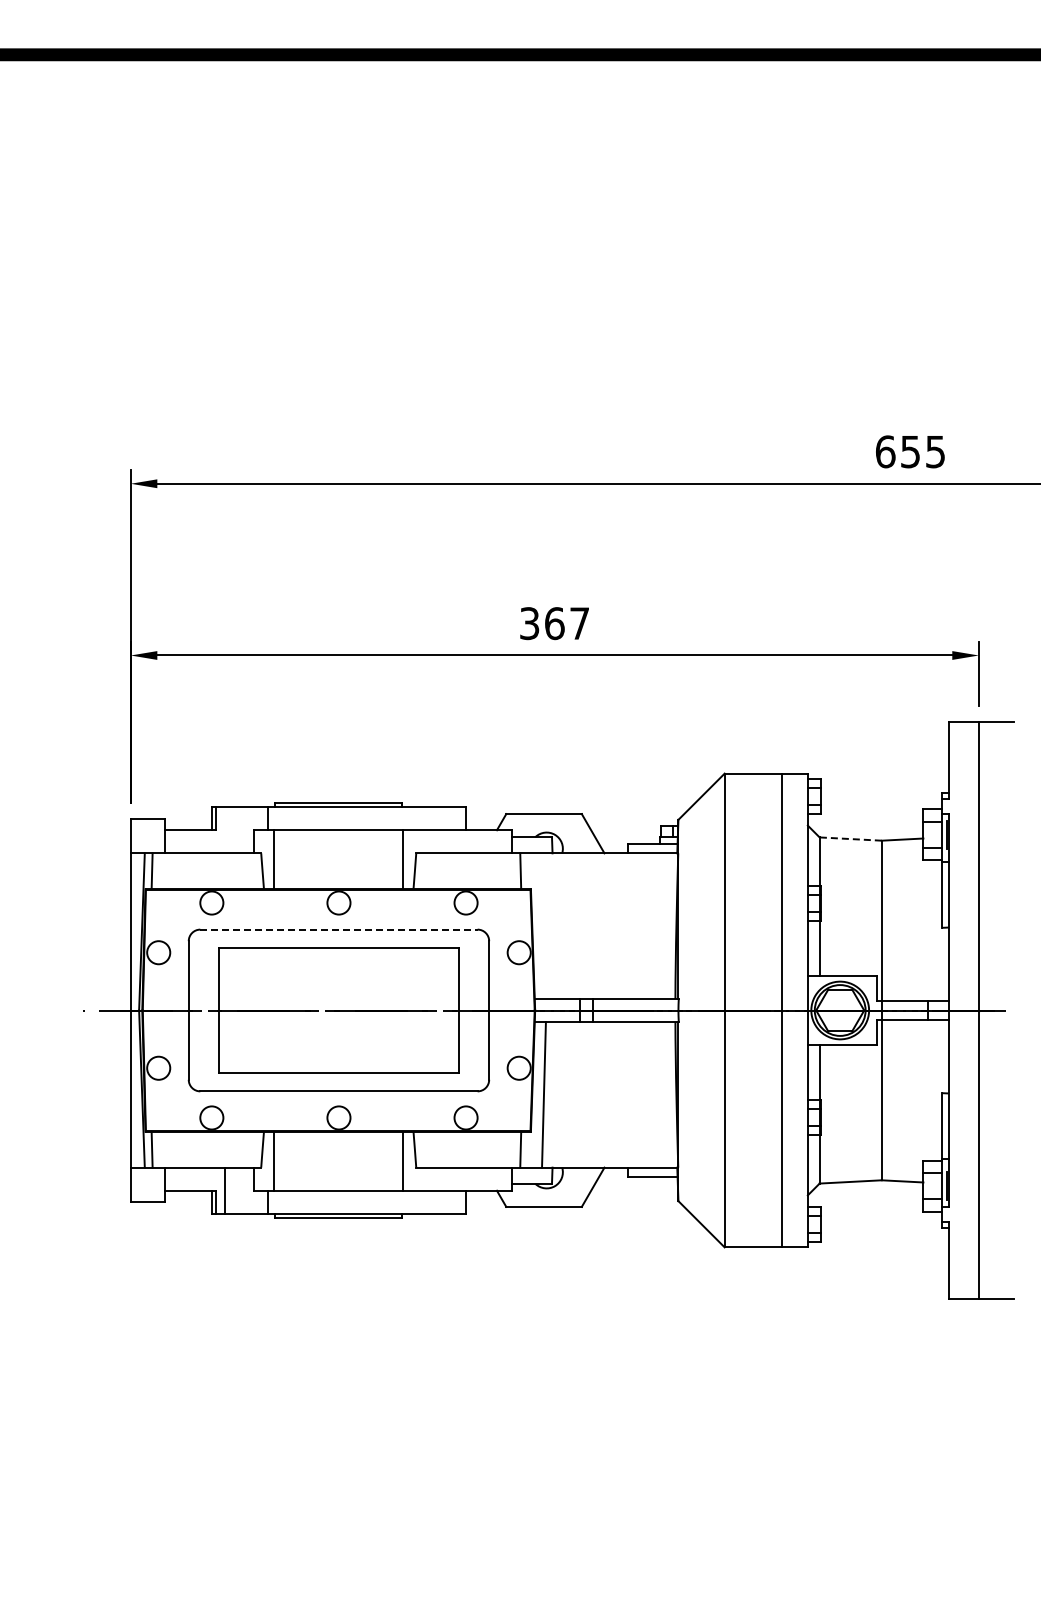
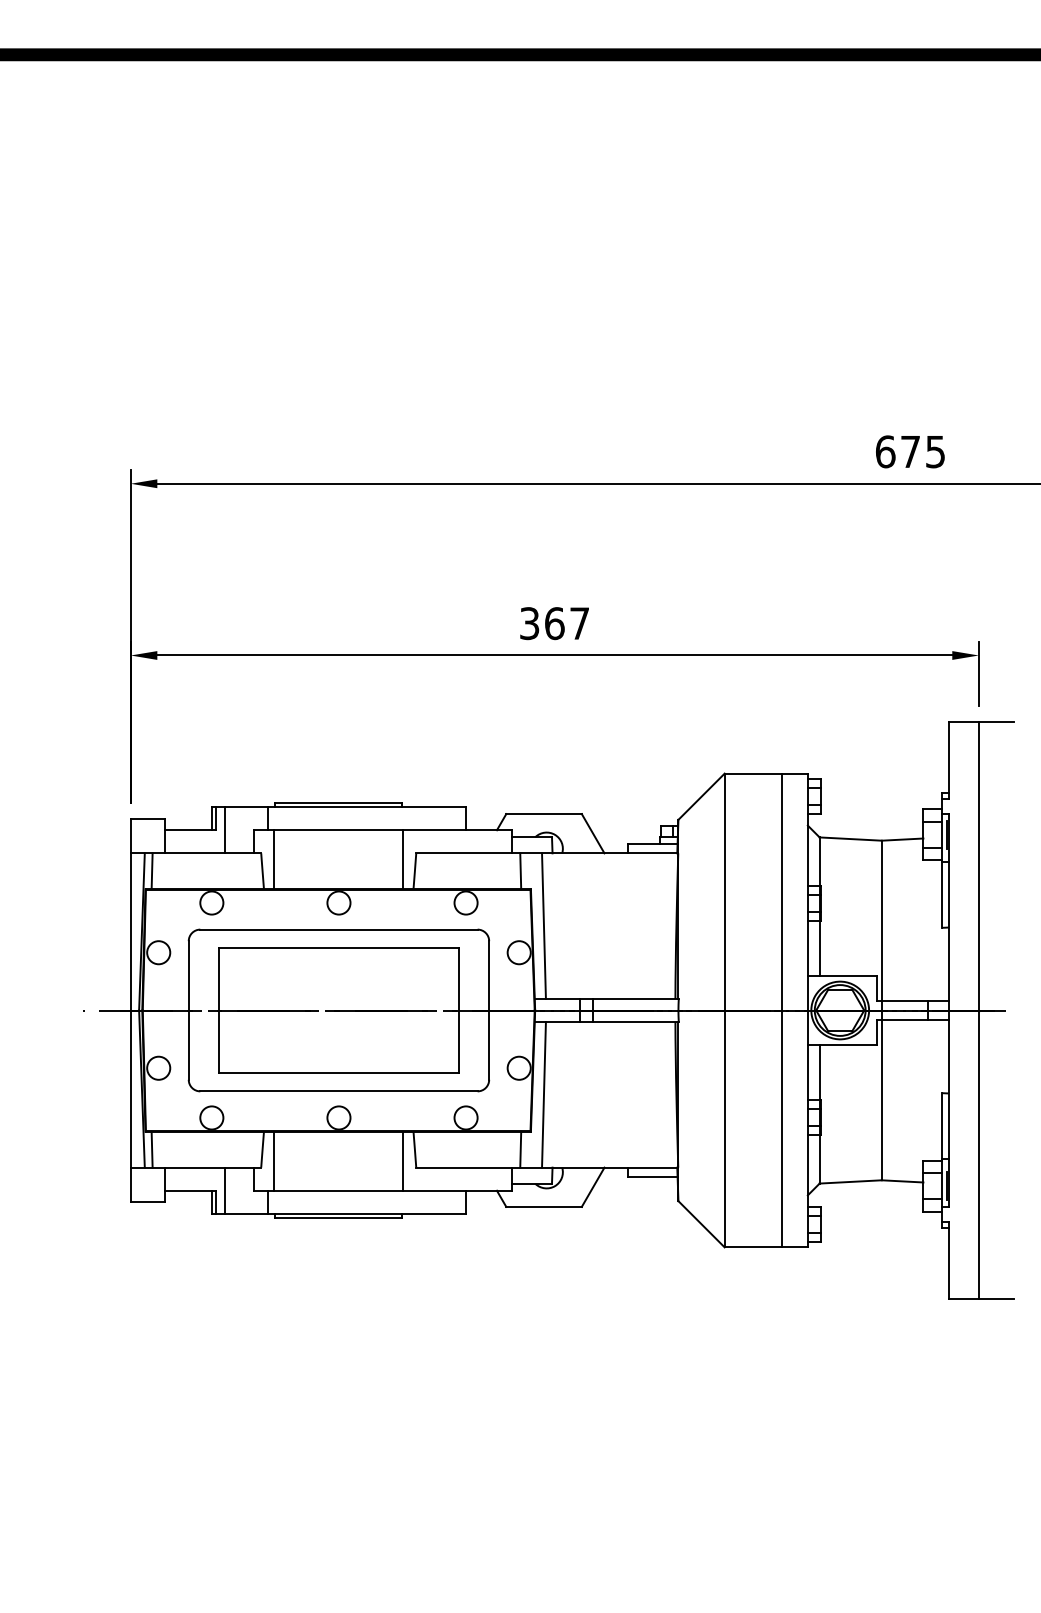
text: 655 -> 675 (910, 452)
line: none -> present (225, 830)
line: dashed -> solid (850, 839)
line: none -> present (543, 925)
line: dashed -> solid (338, 929)
